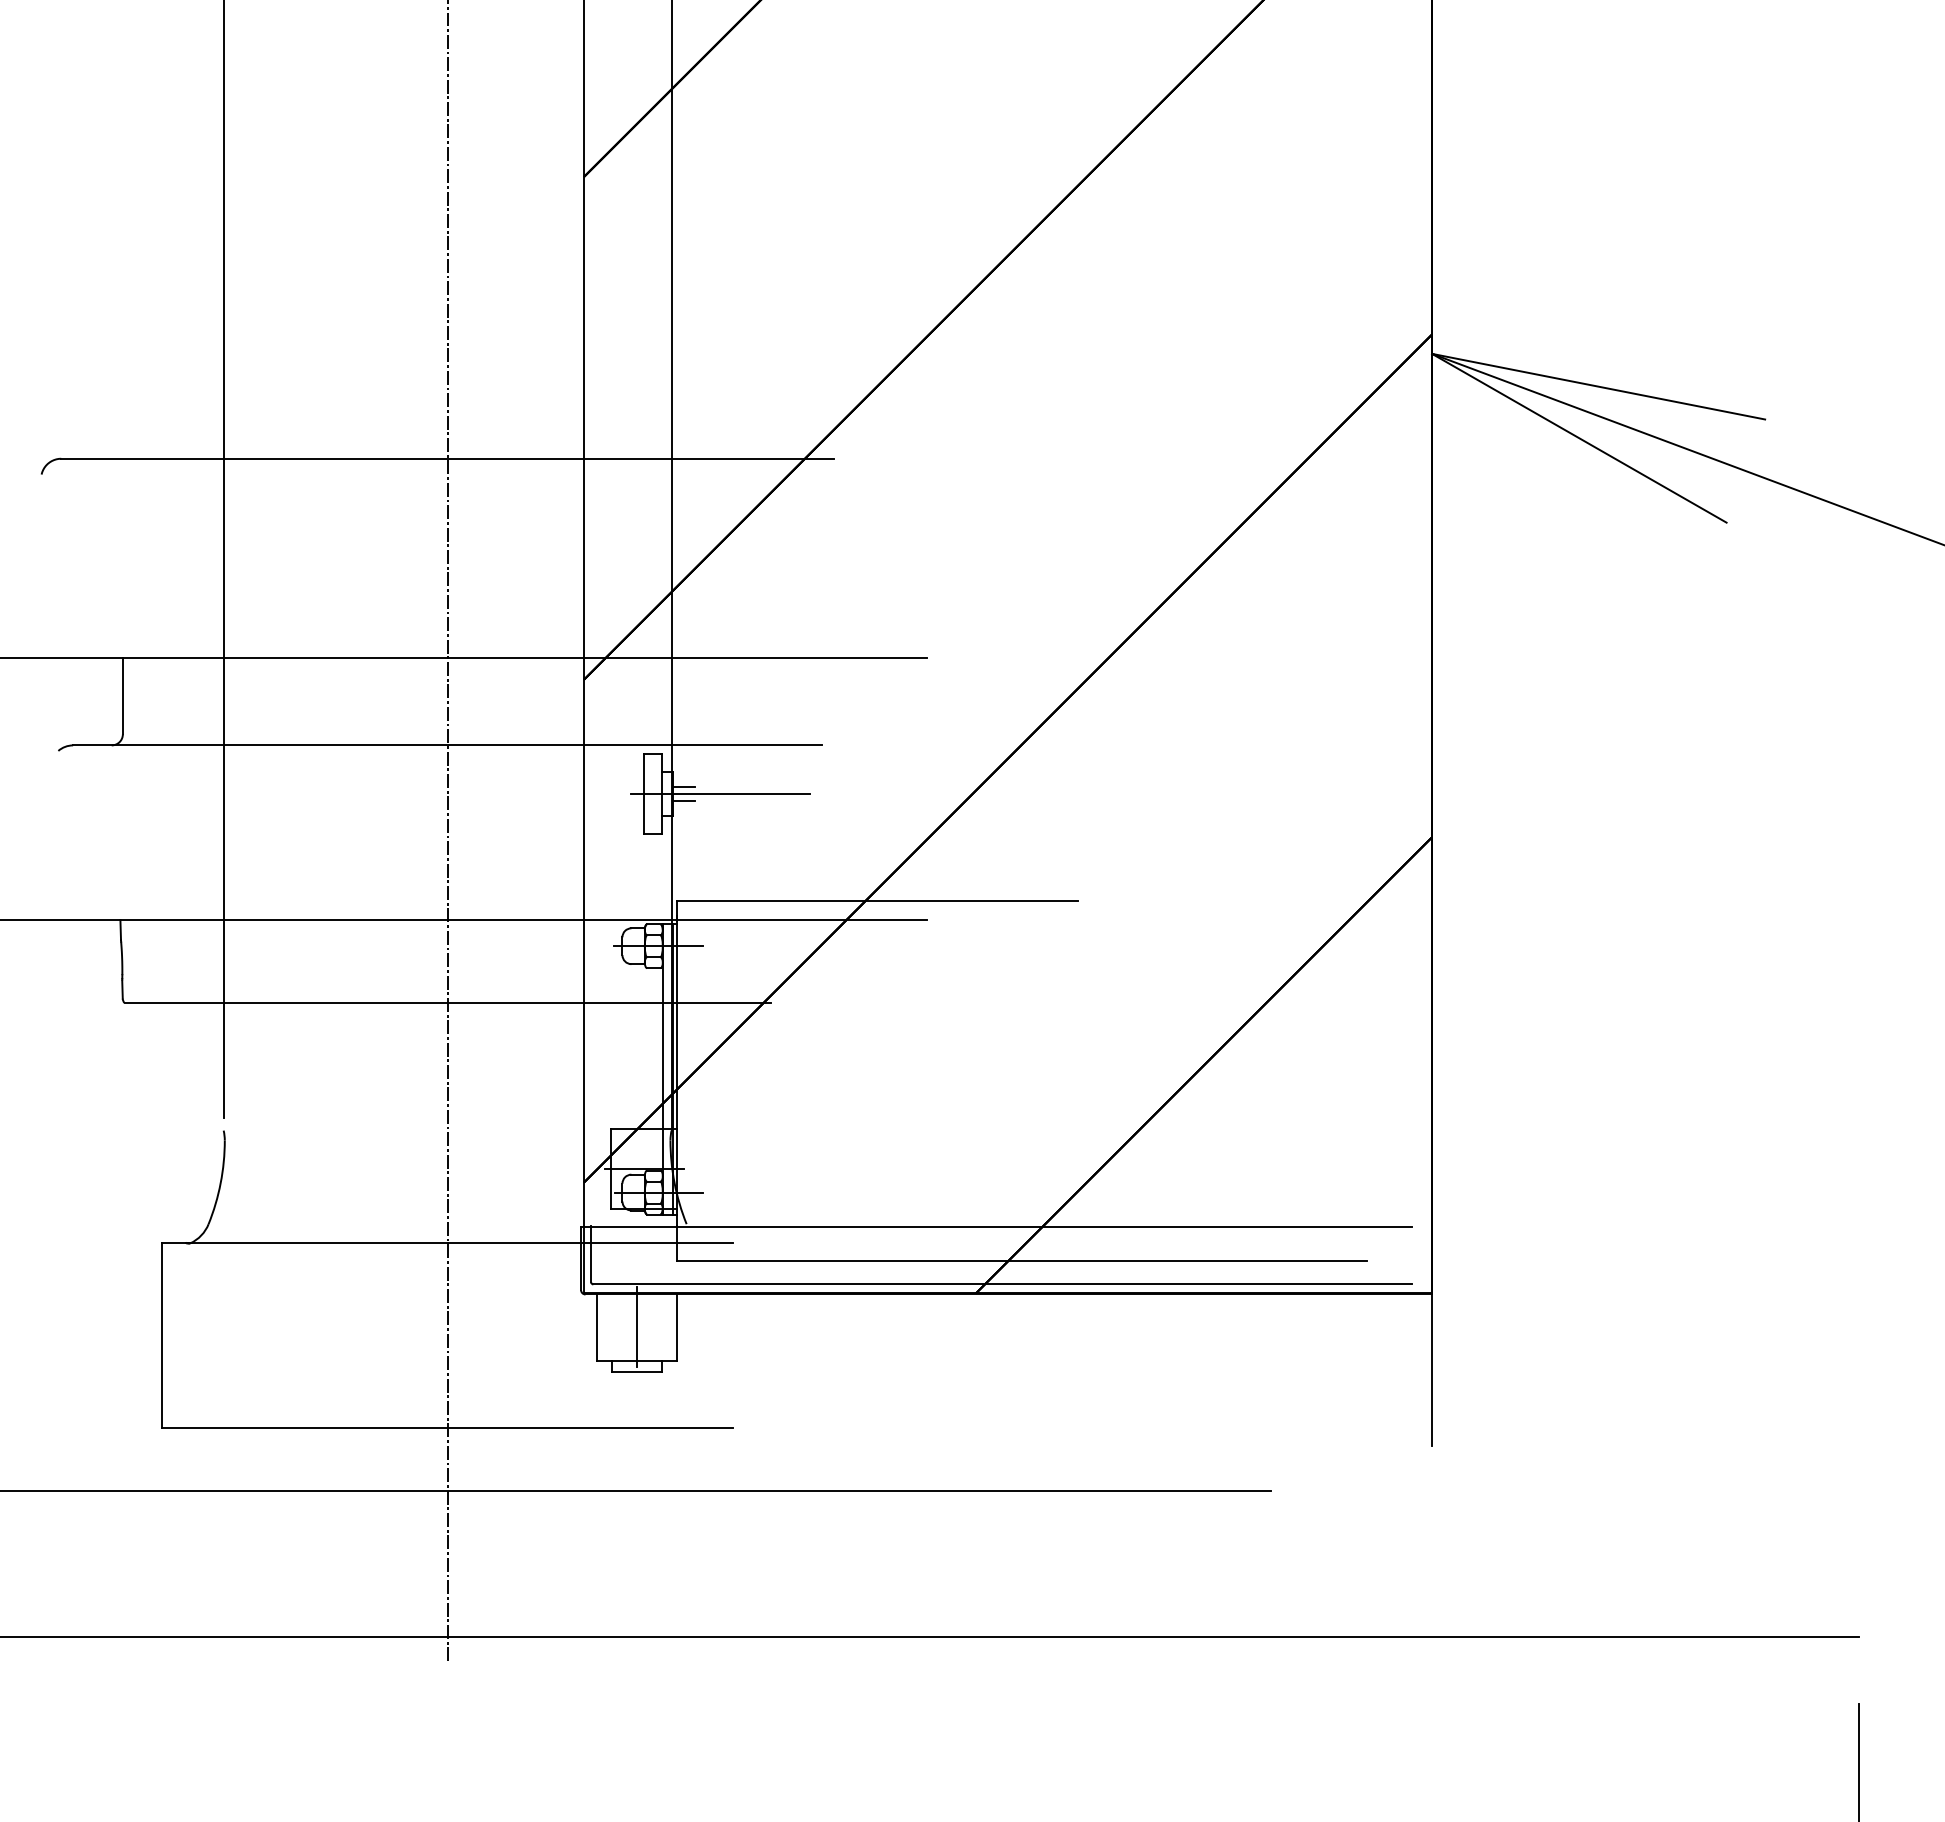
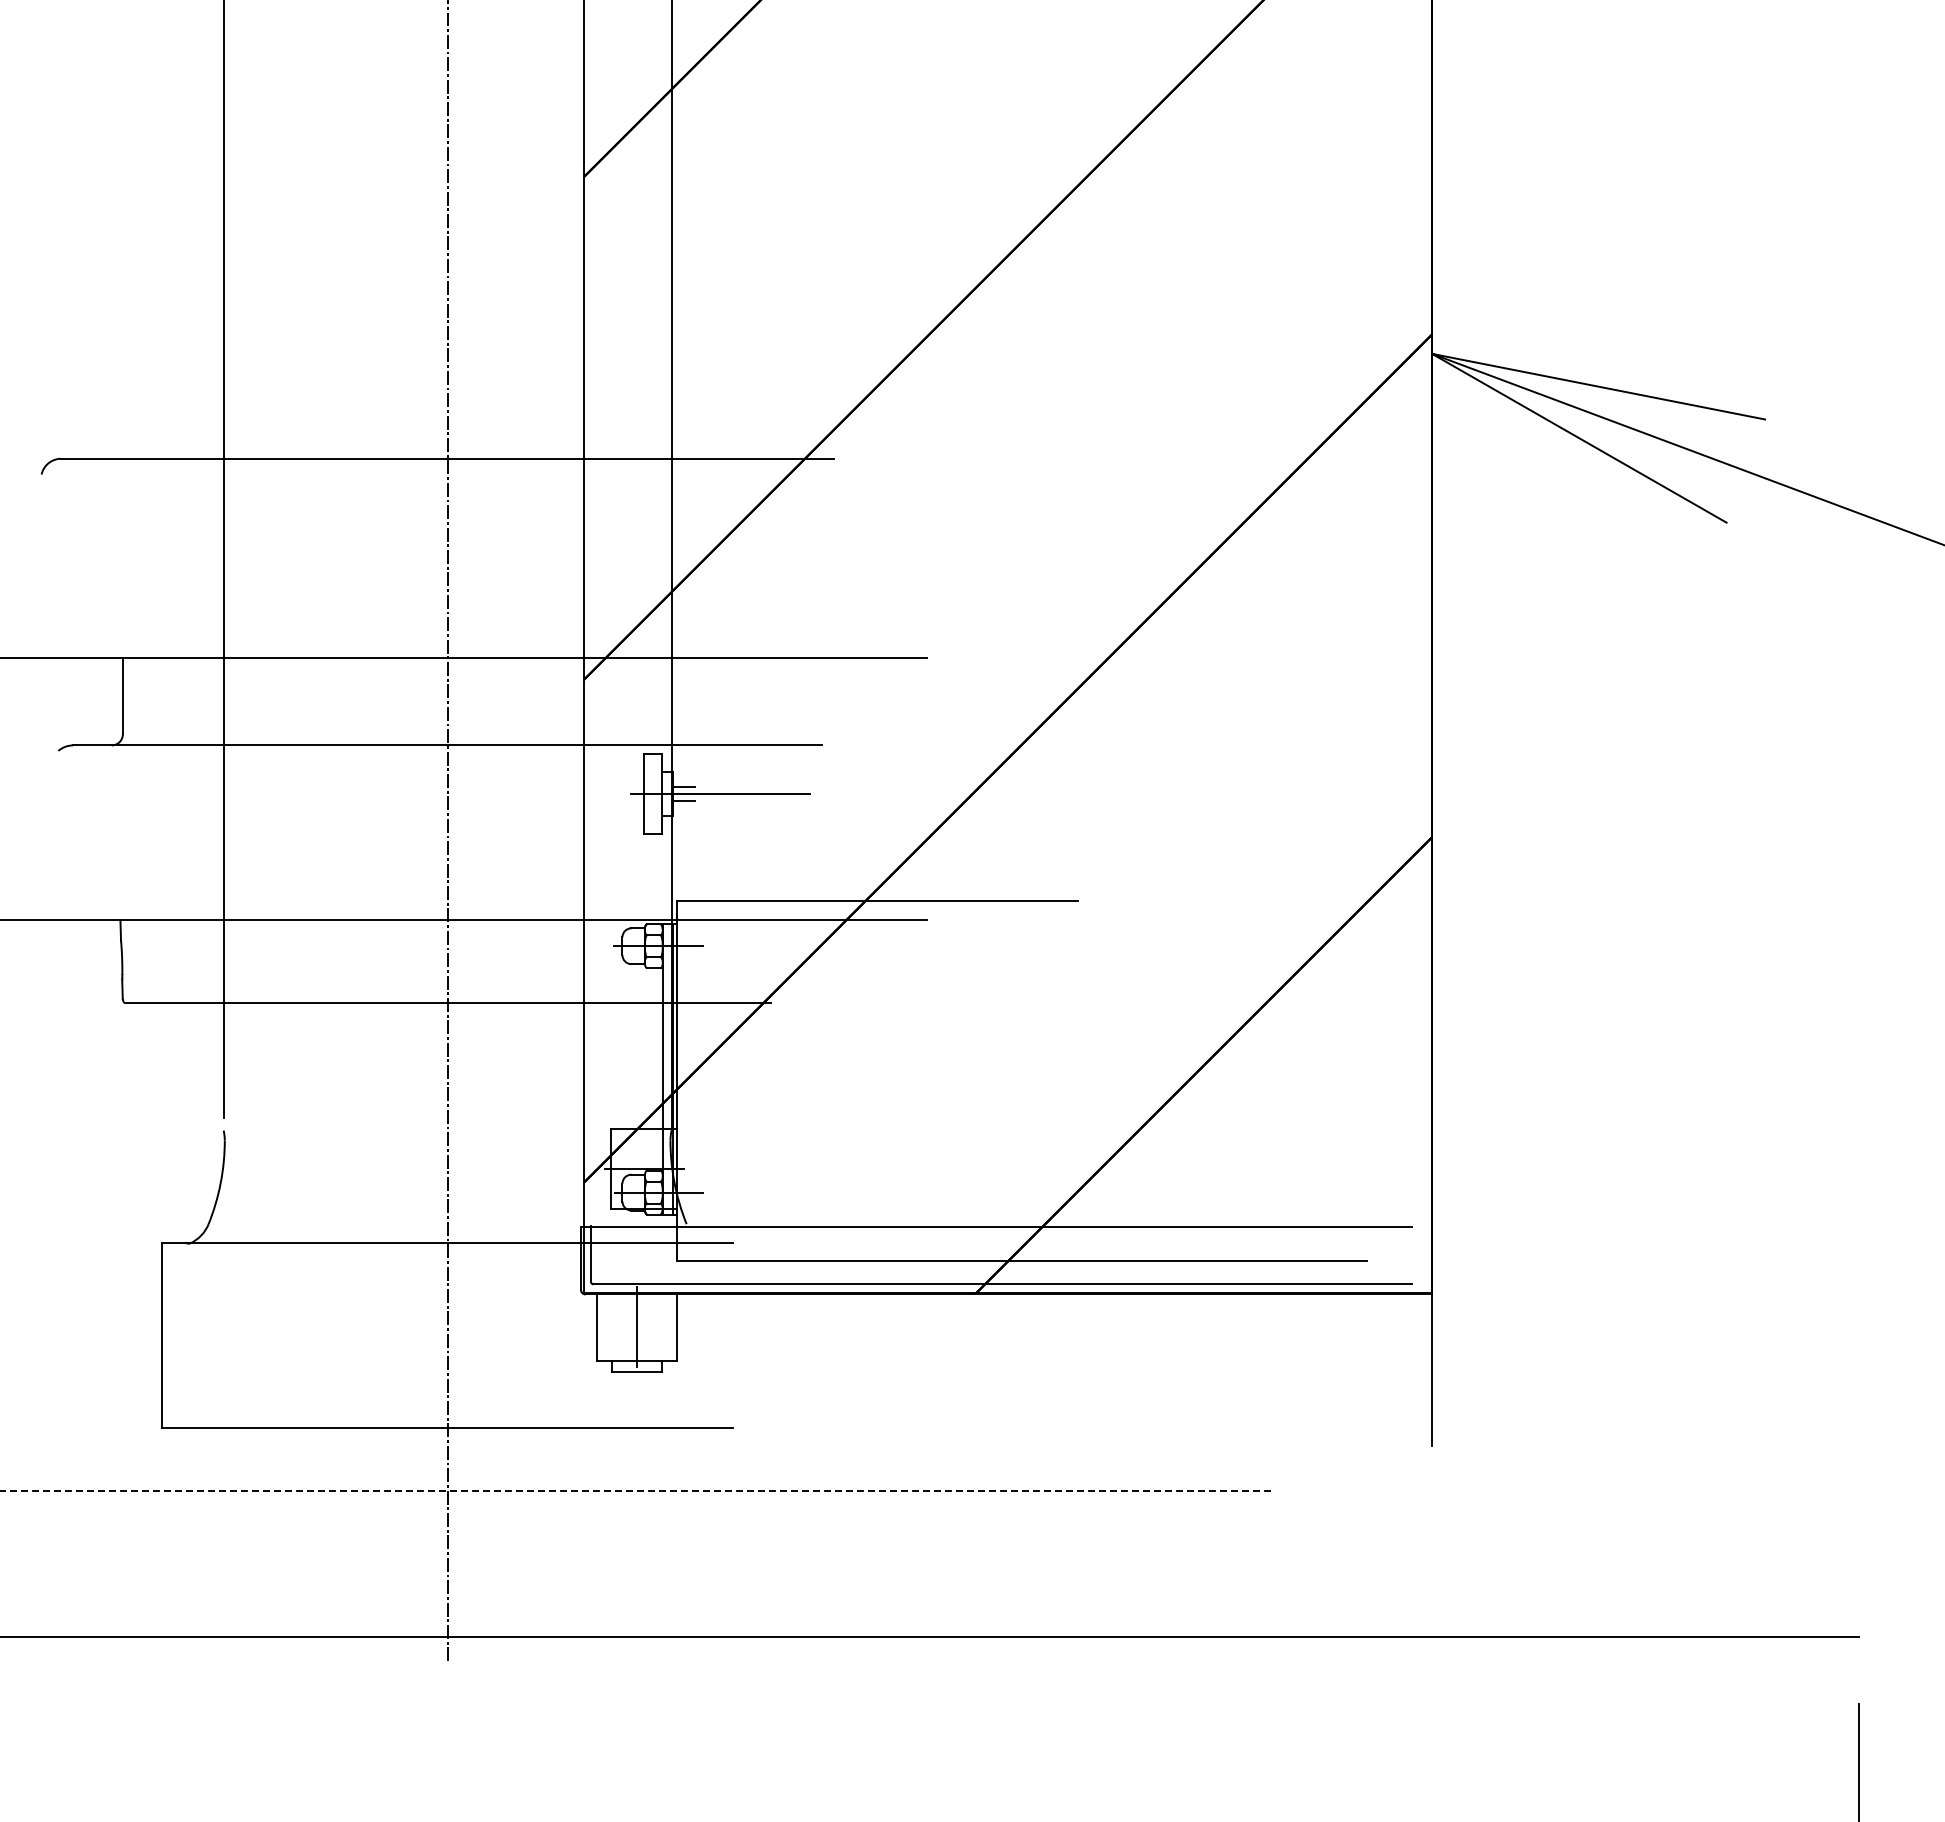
line: solid -> dashed (635, 1491)
